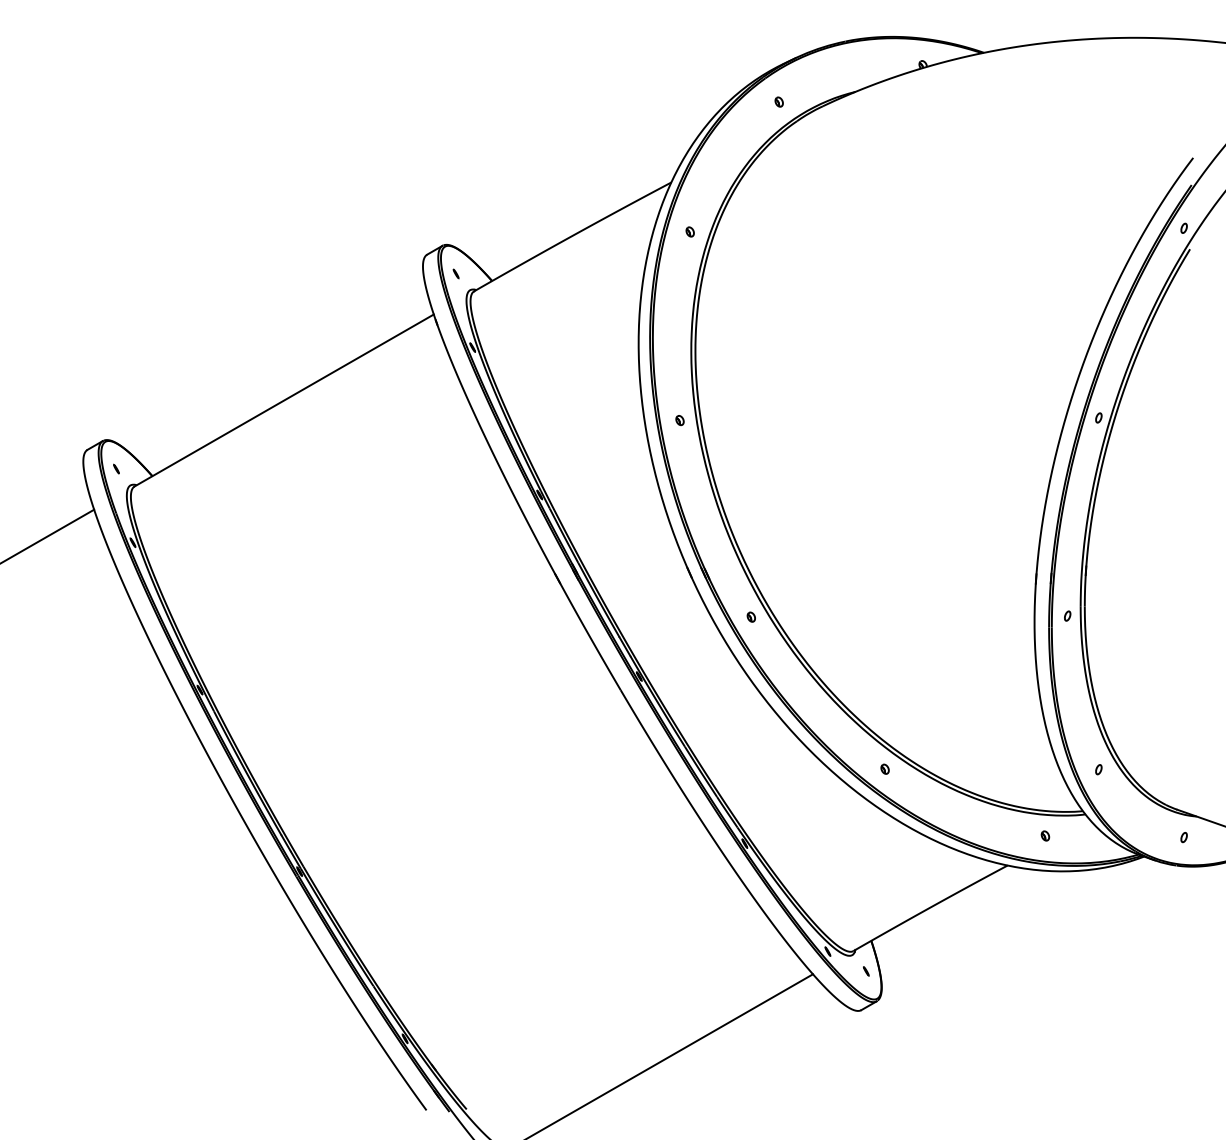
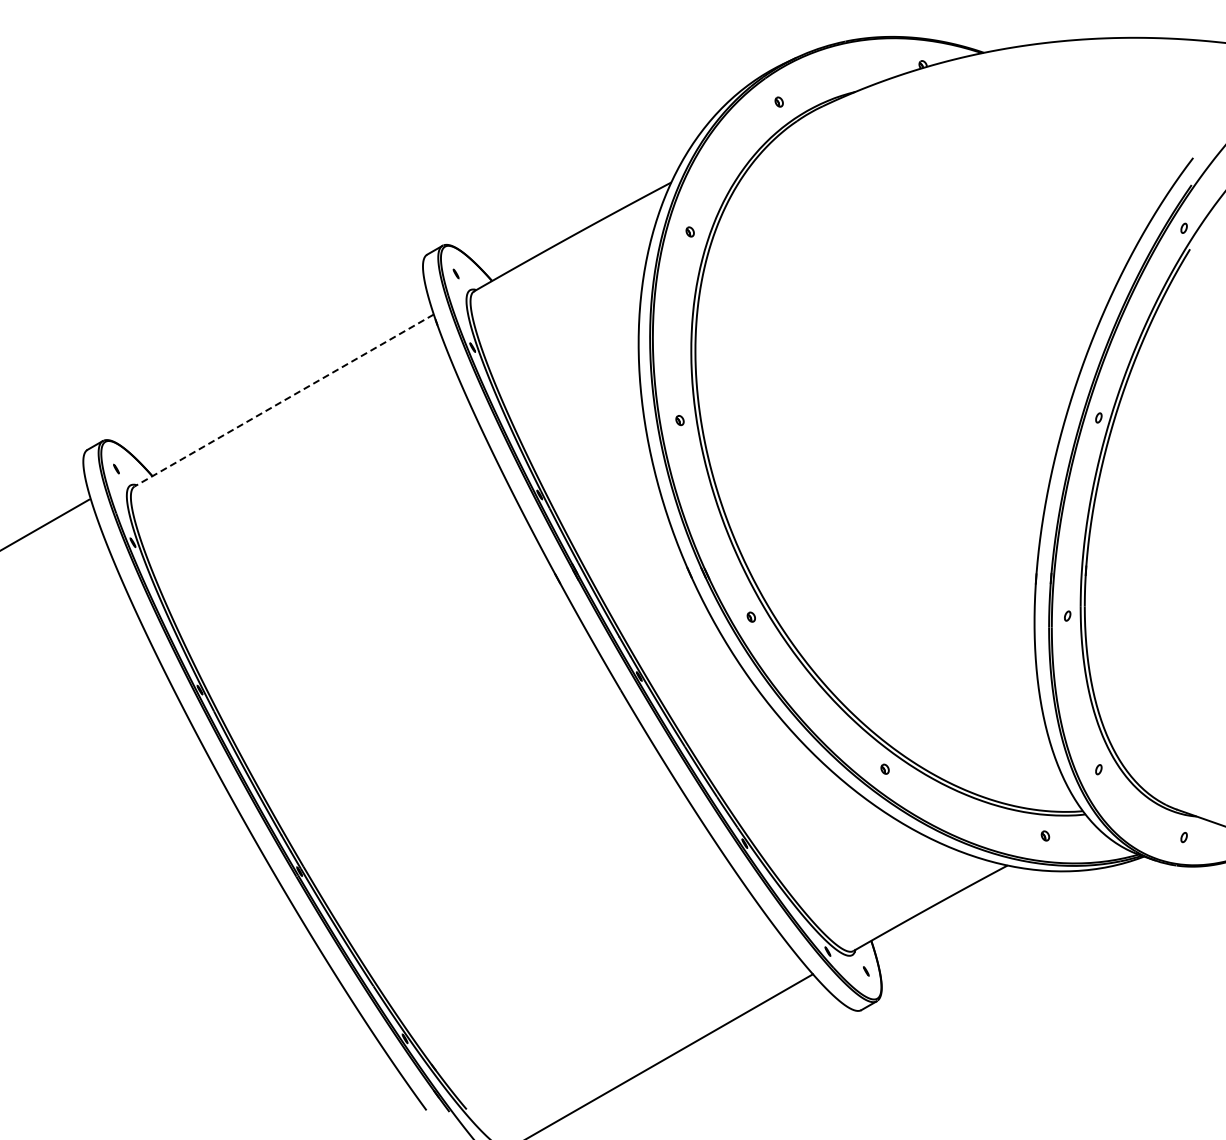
line: solid -> dashed (284, 400)
line position: (48, 535) -> (45, 524) (45, 524)
